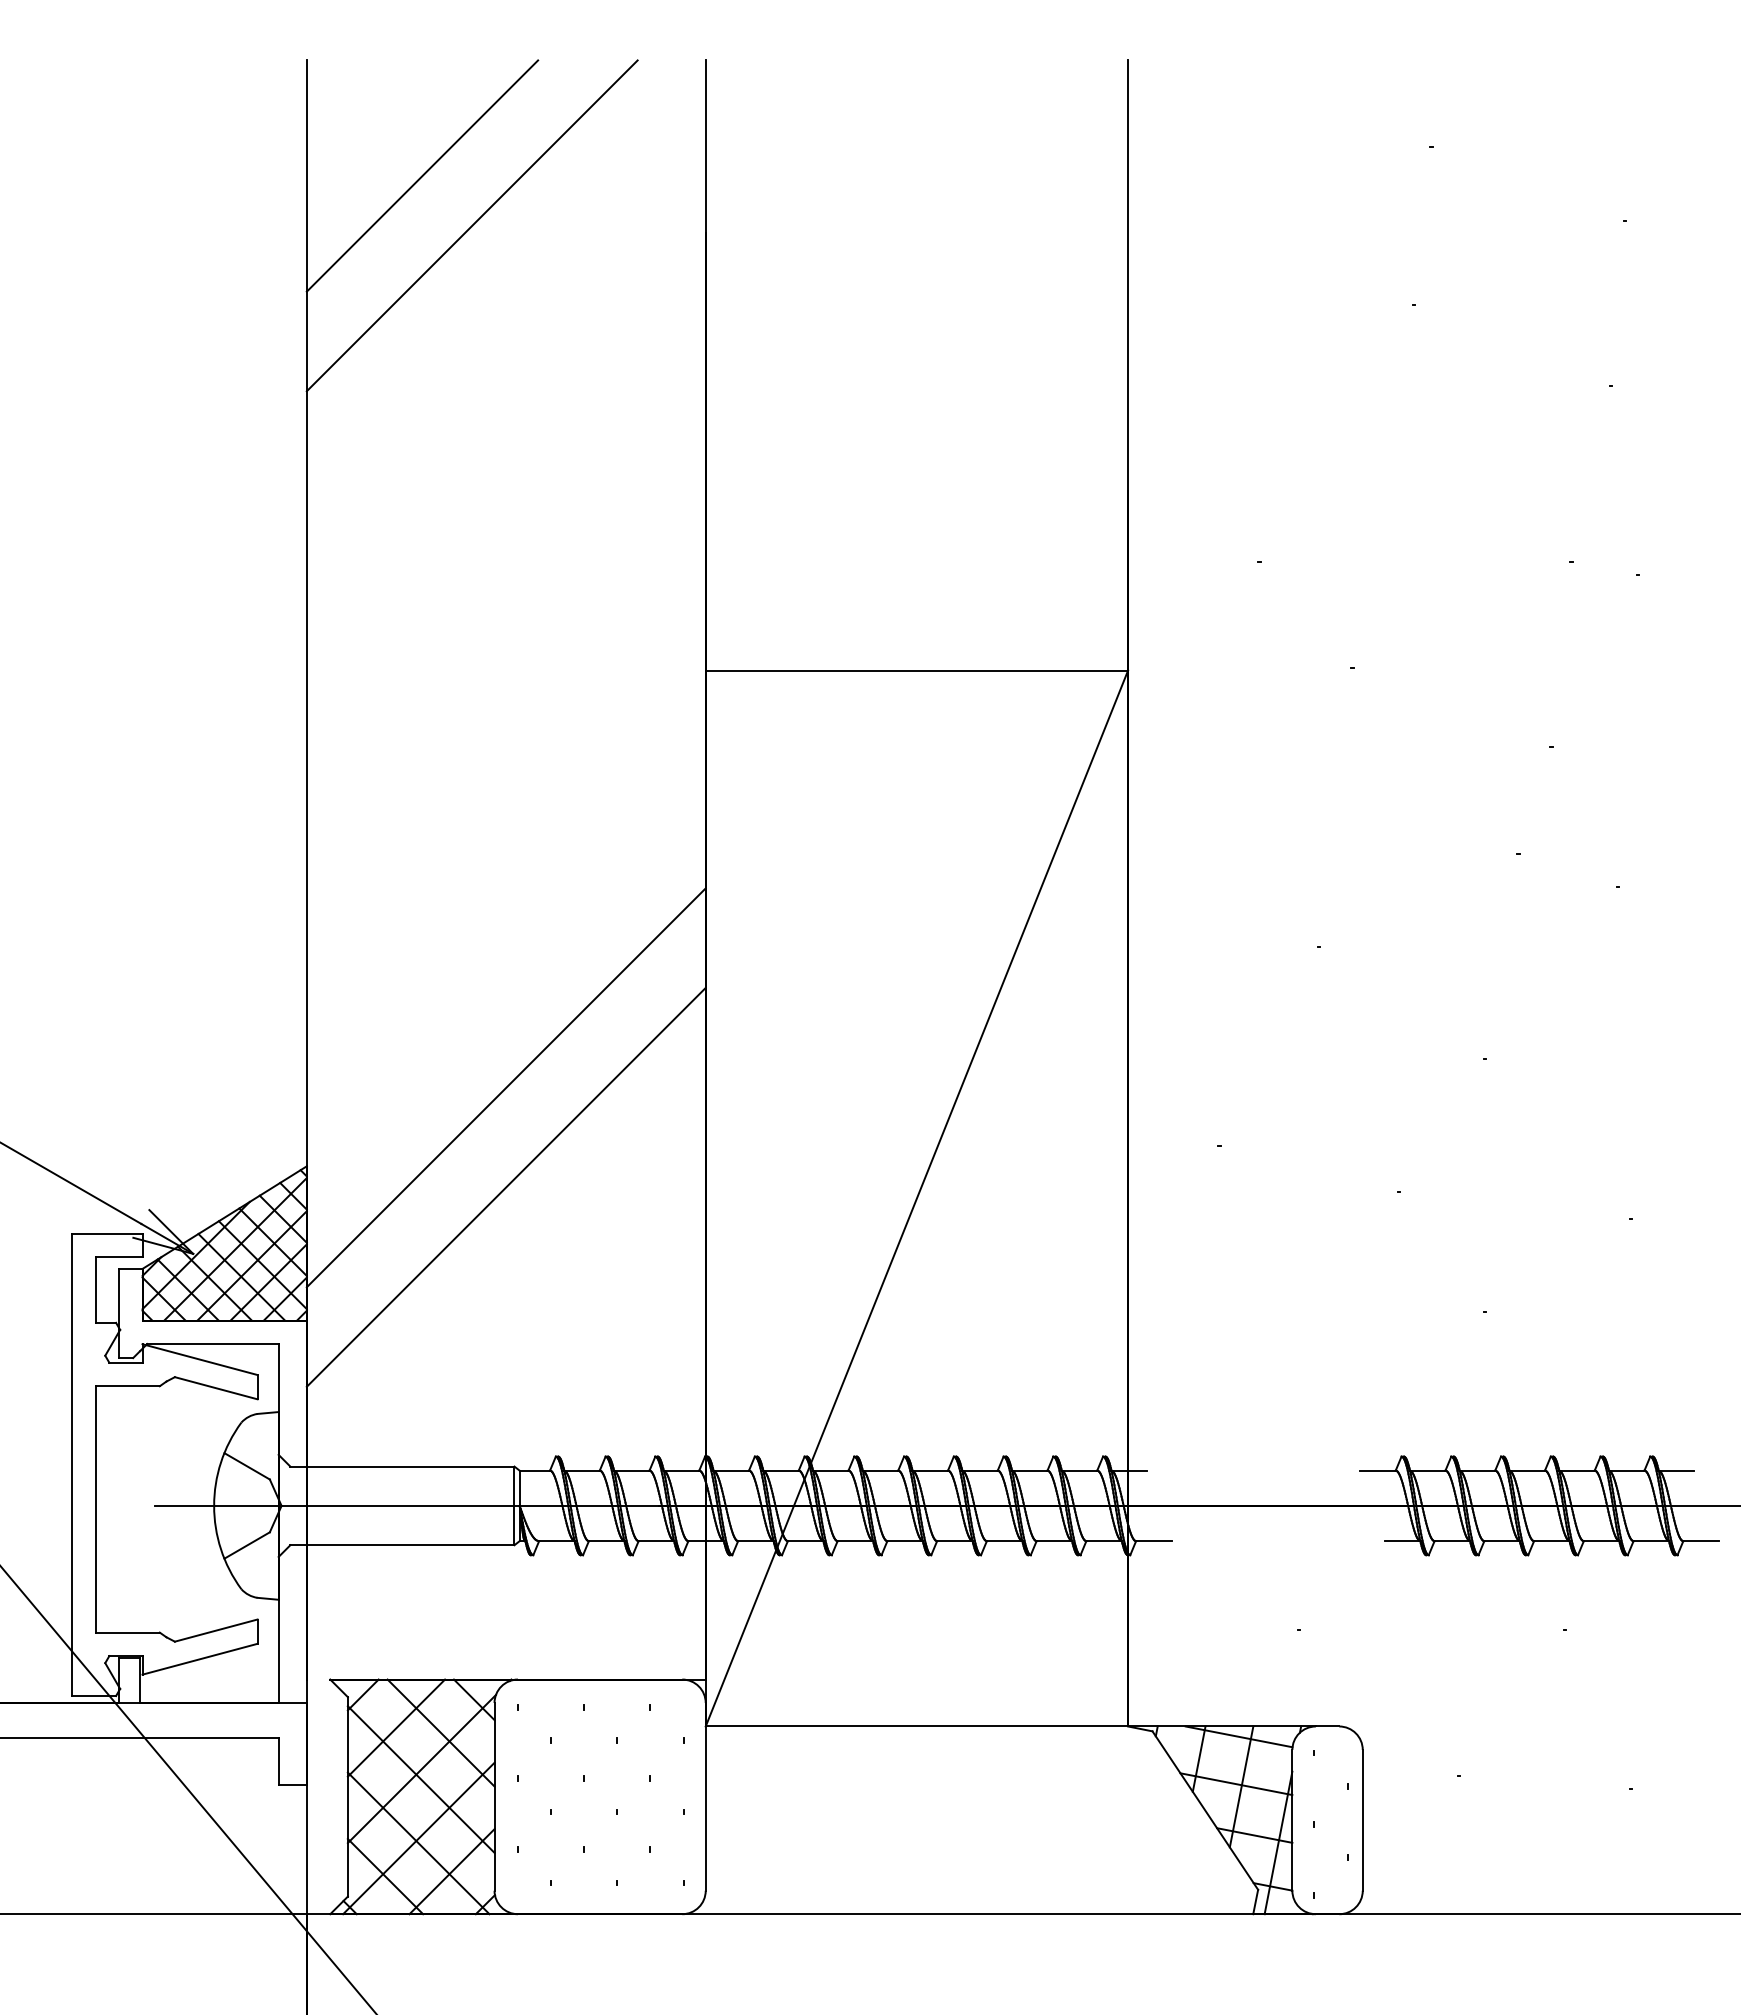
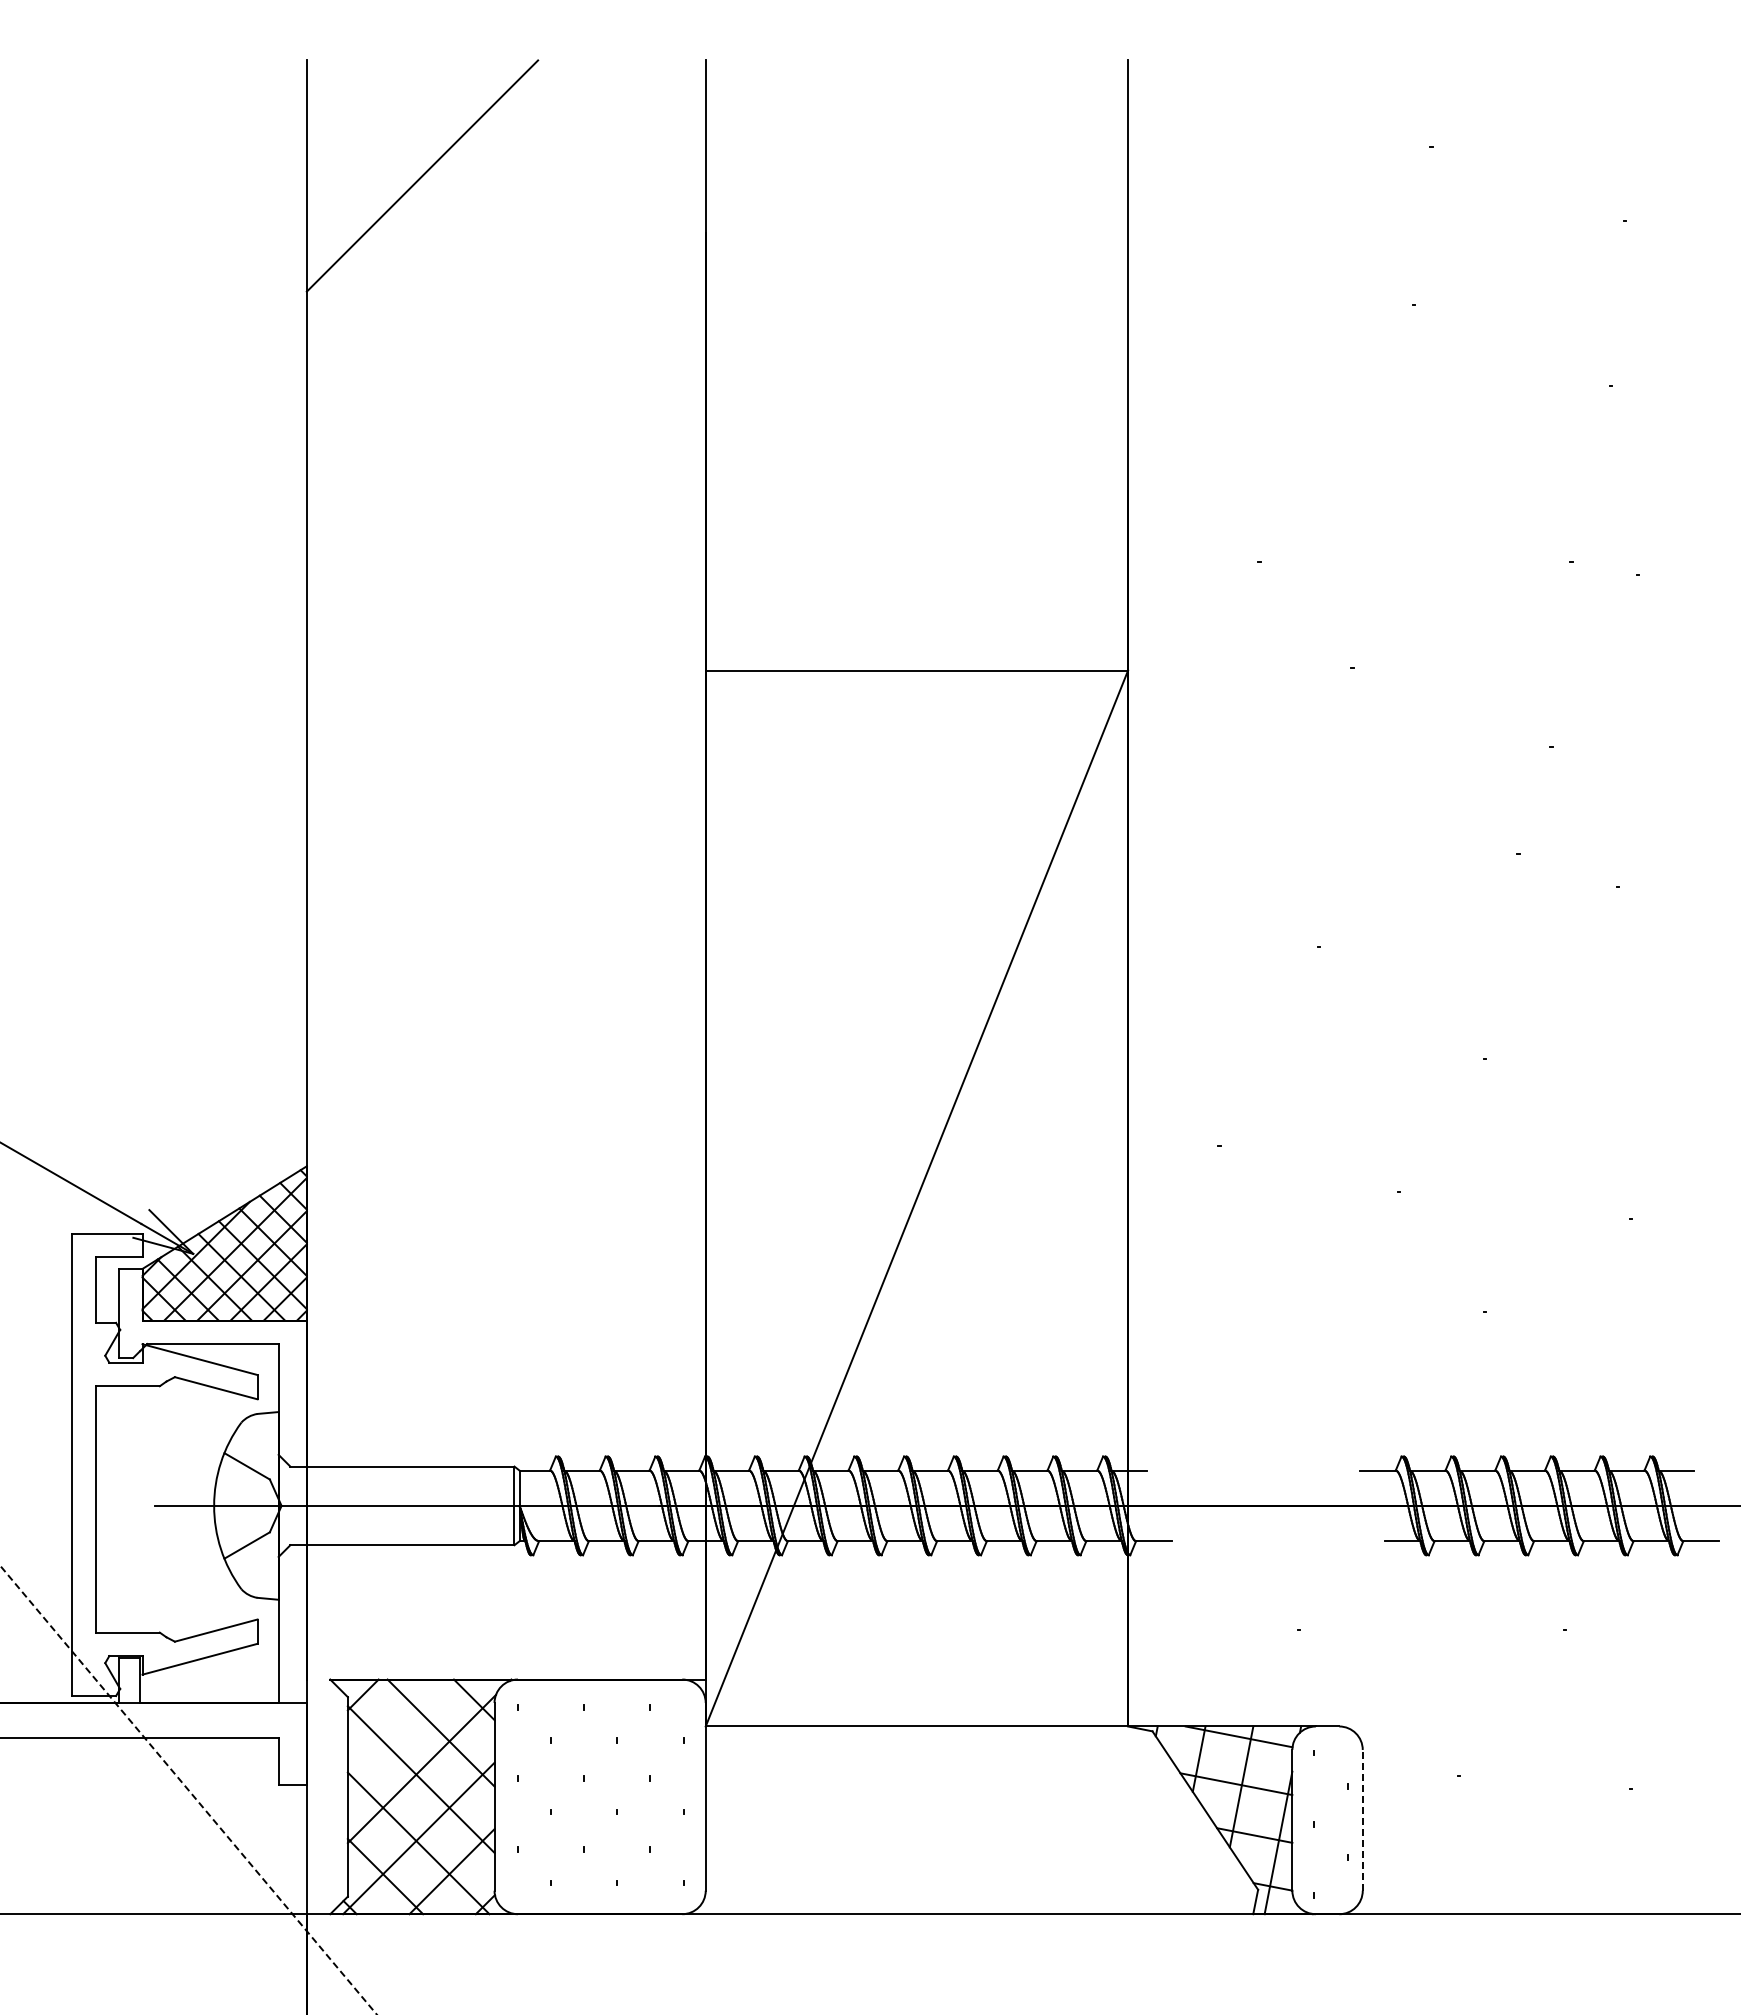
line: present -> none (471, 225)
line: present -> none (505, 1087)
line: present -> none (505, 1186)
line: present -> none (396, 1727)
line: solid -> dashed (188, 1790)
line: solid -> dashed (1362, 1819)
